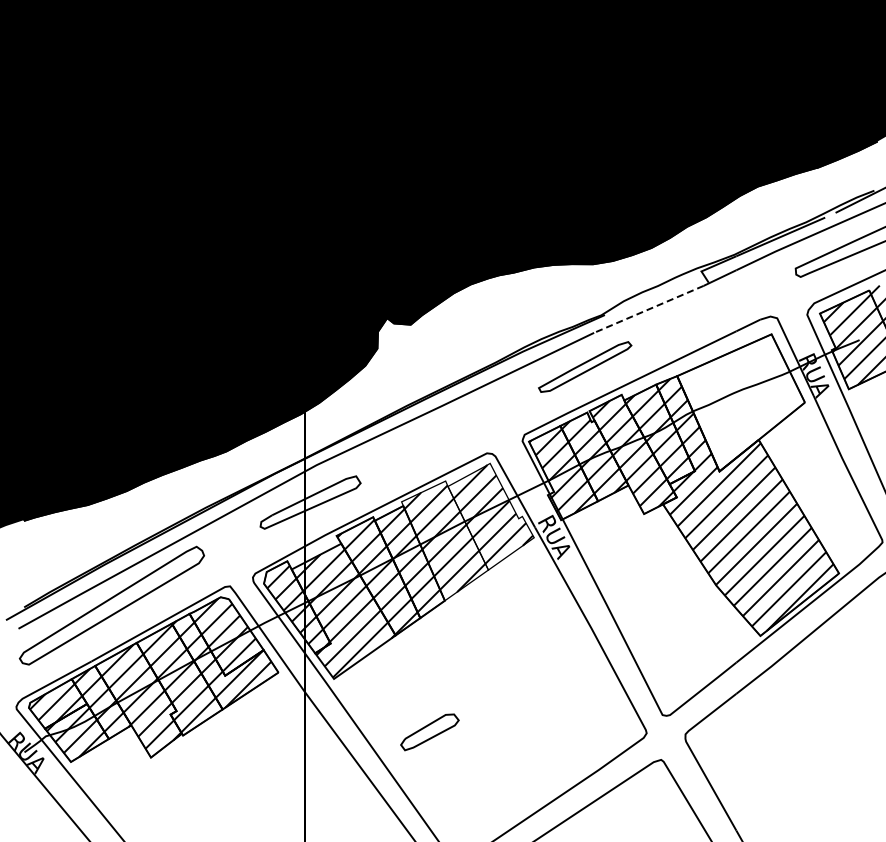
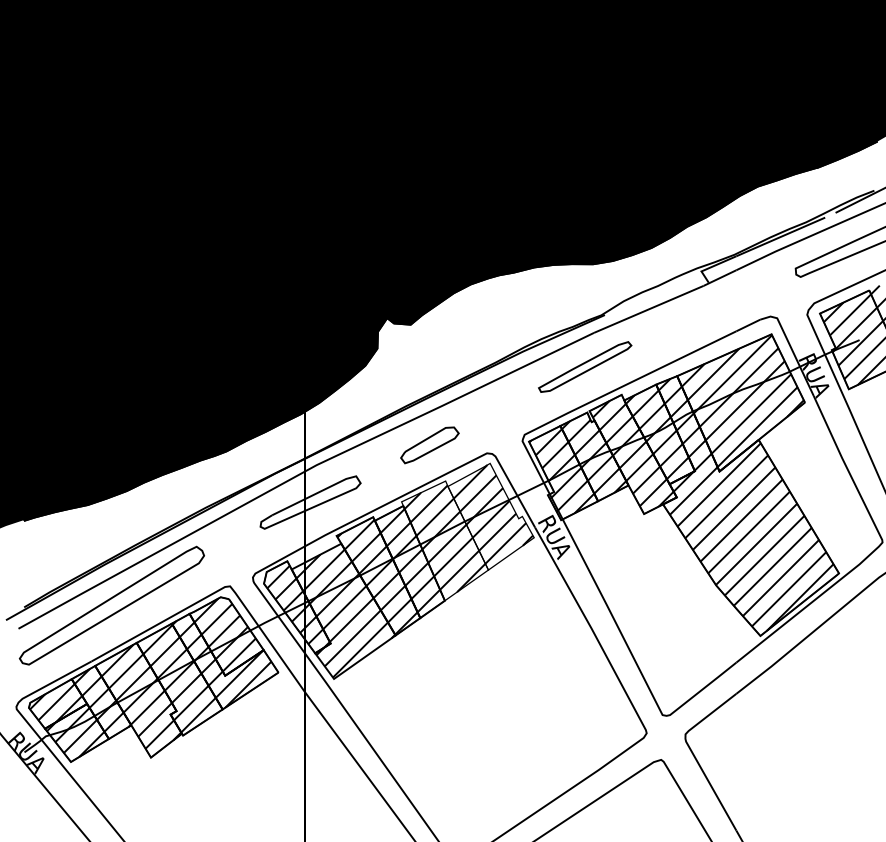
line: dashed -> solid (648, 309)
hatch: none -> present (742, 401)
part position: (429, 732) -> (429, 445) (429, 445)
